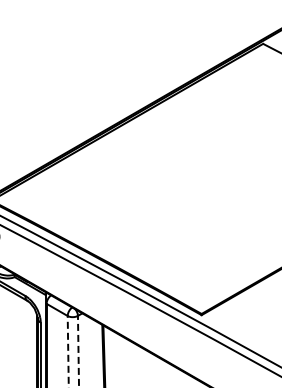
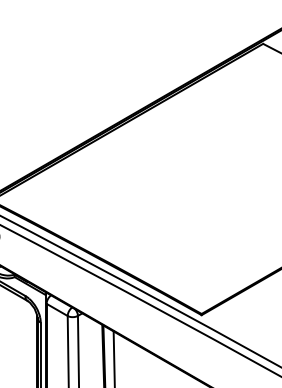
line: dashed -> solid (68, 351)
line: dashed -> solid (78, 351)
line: none -> present (113, 357)
